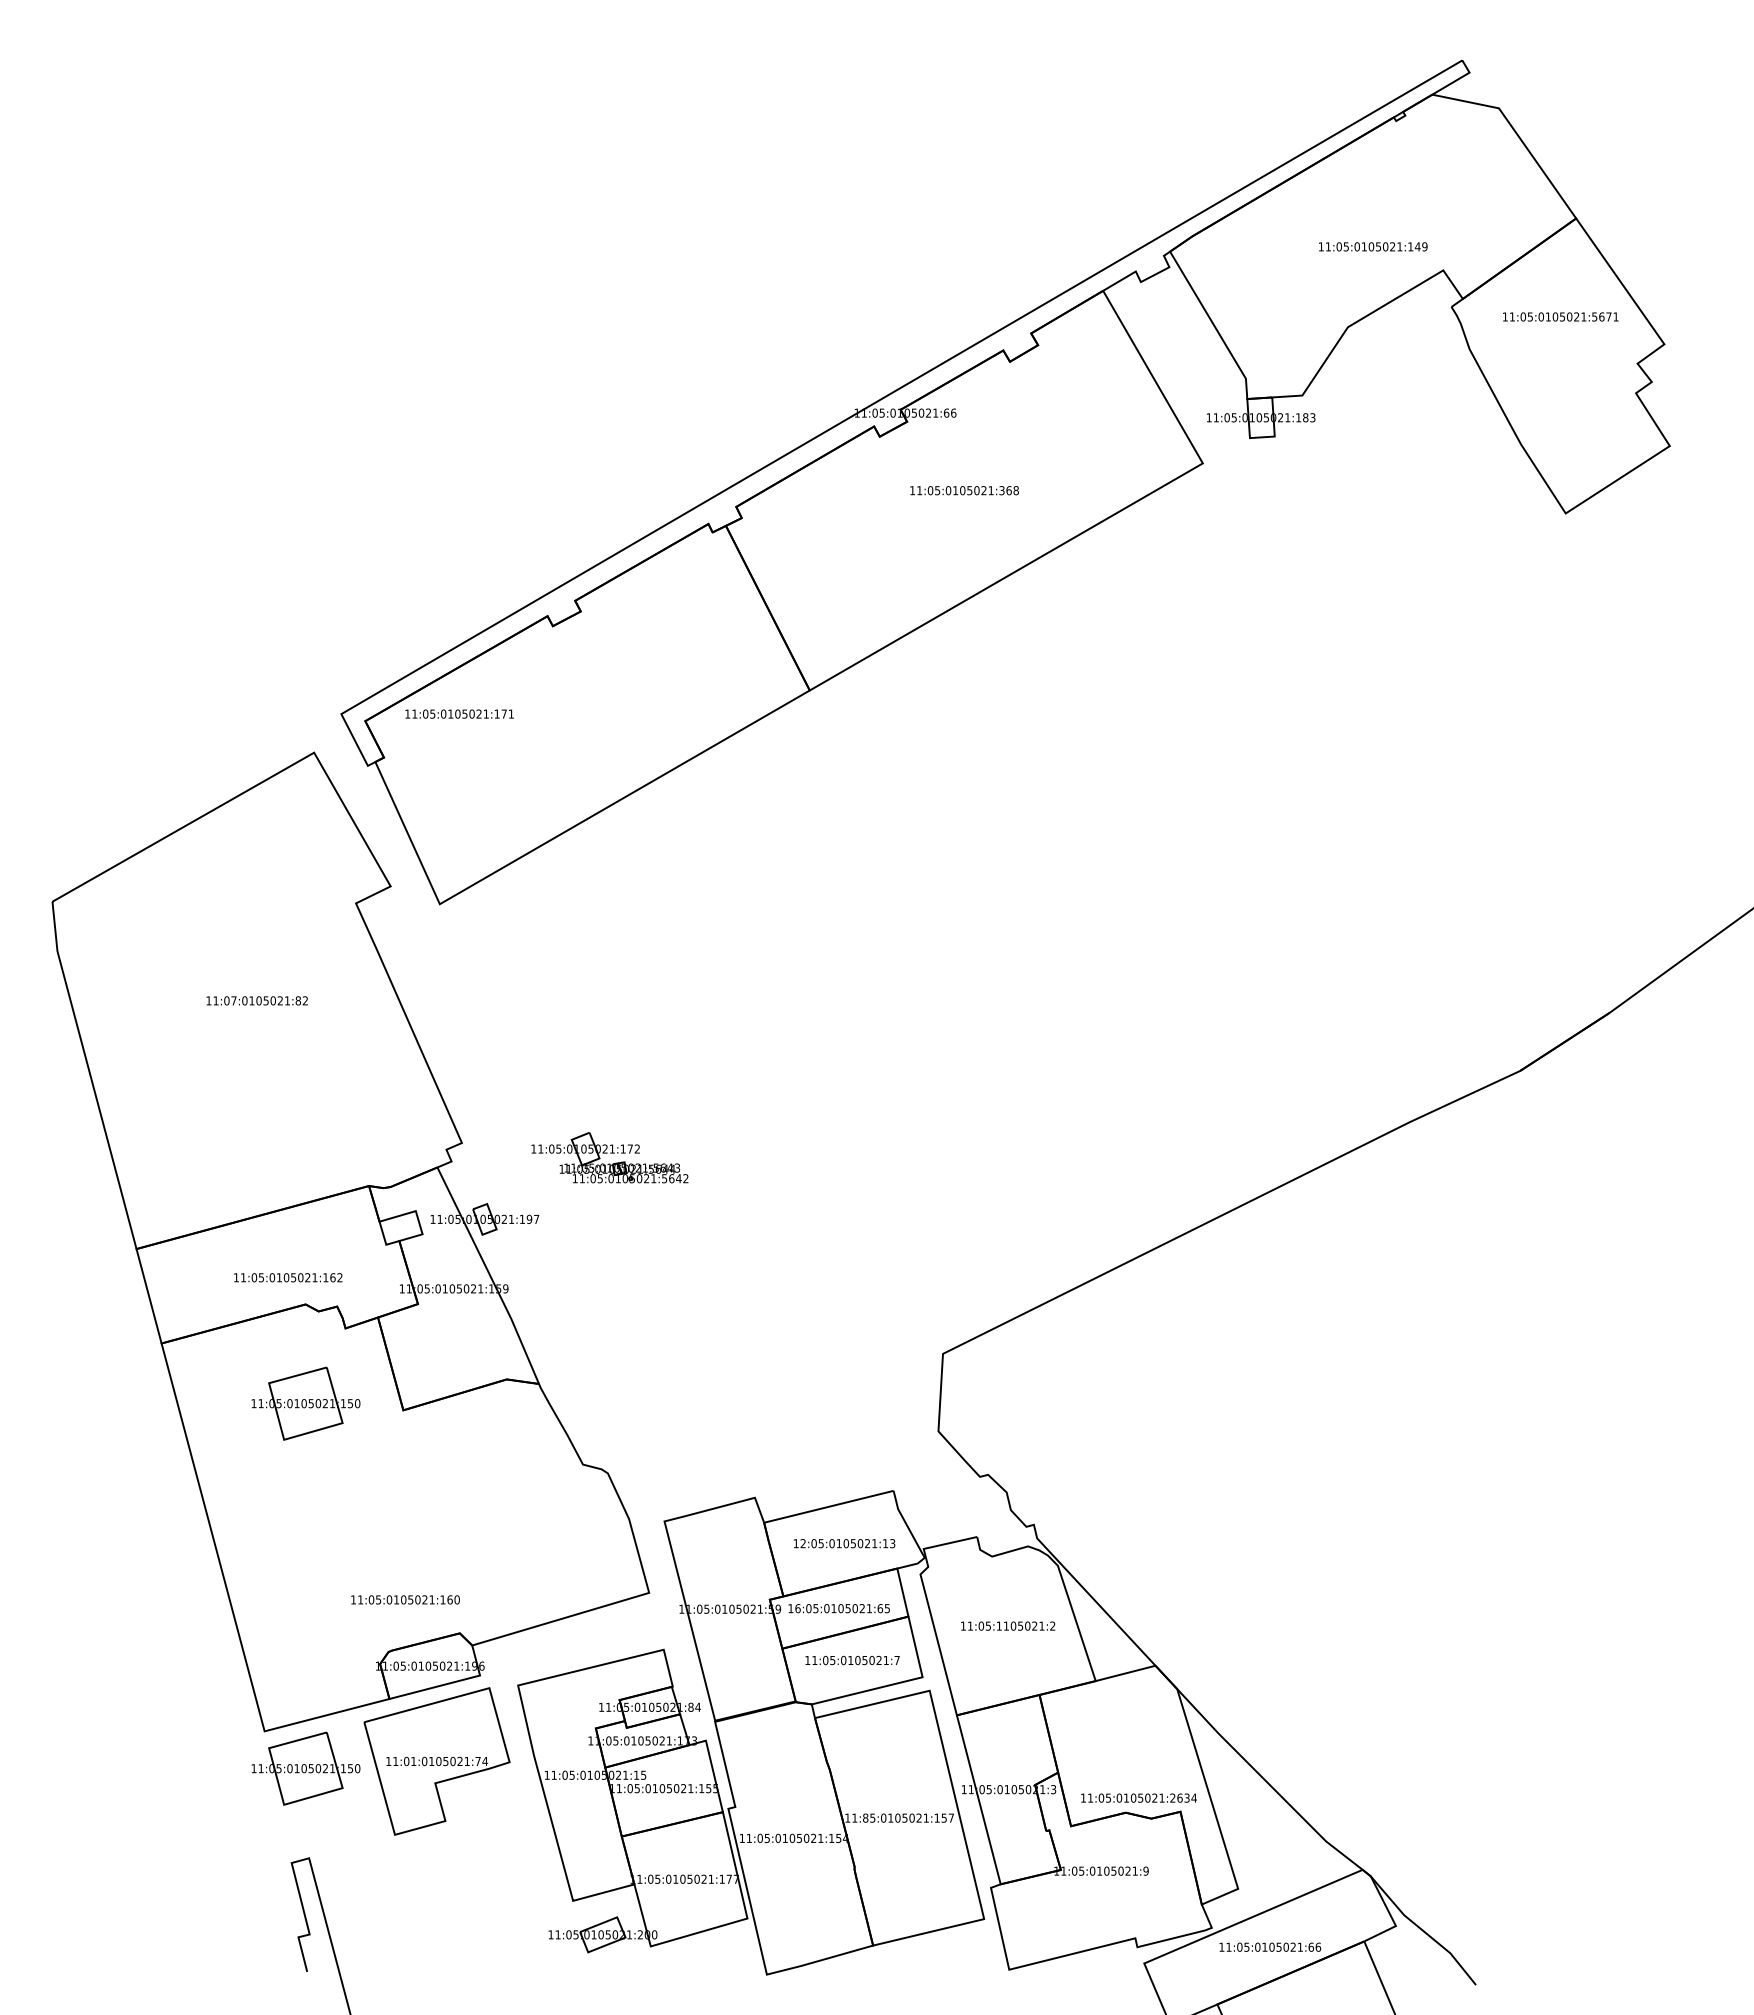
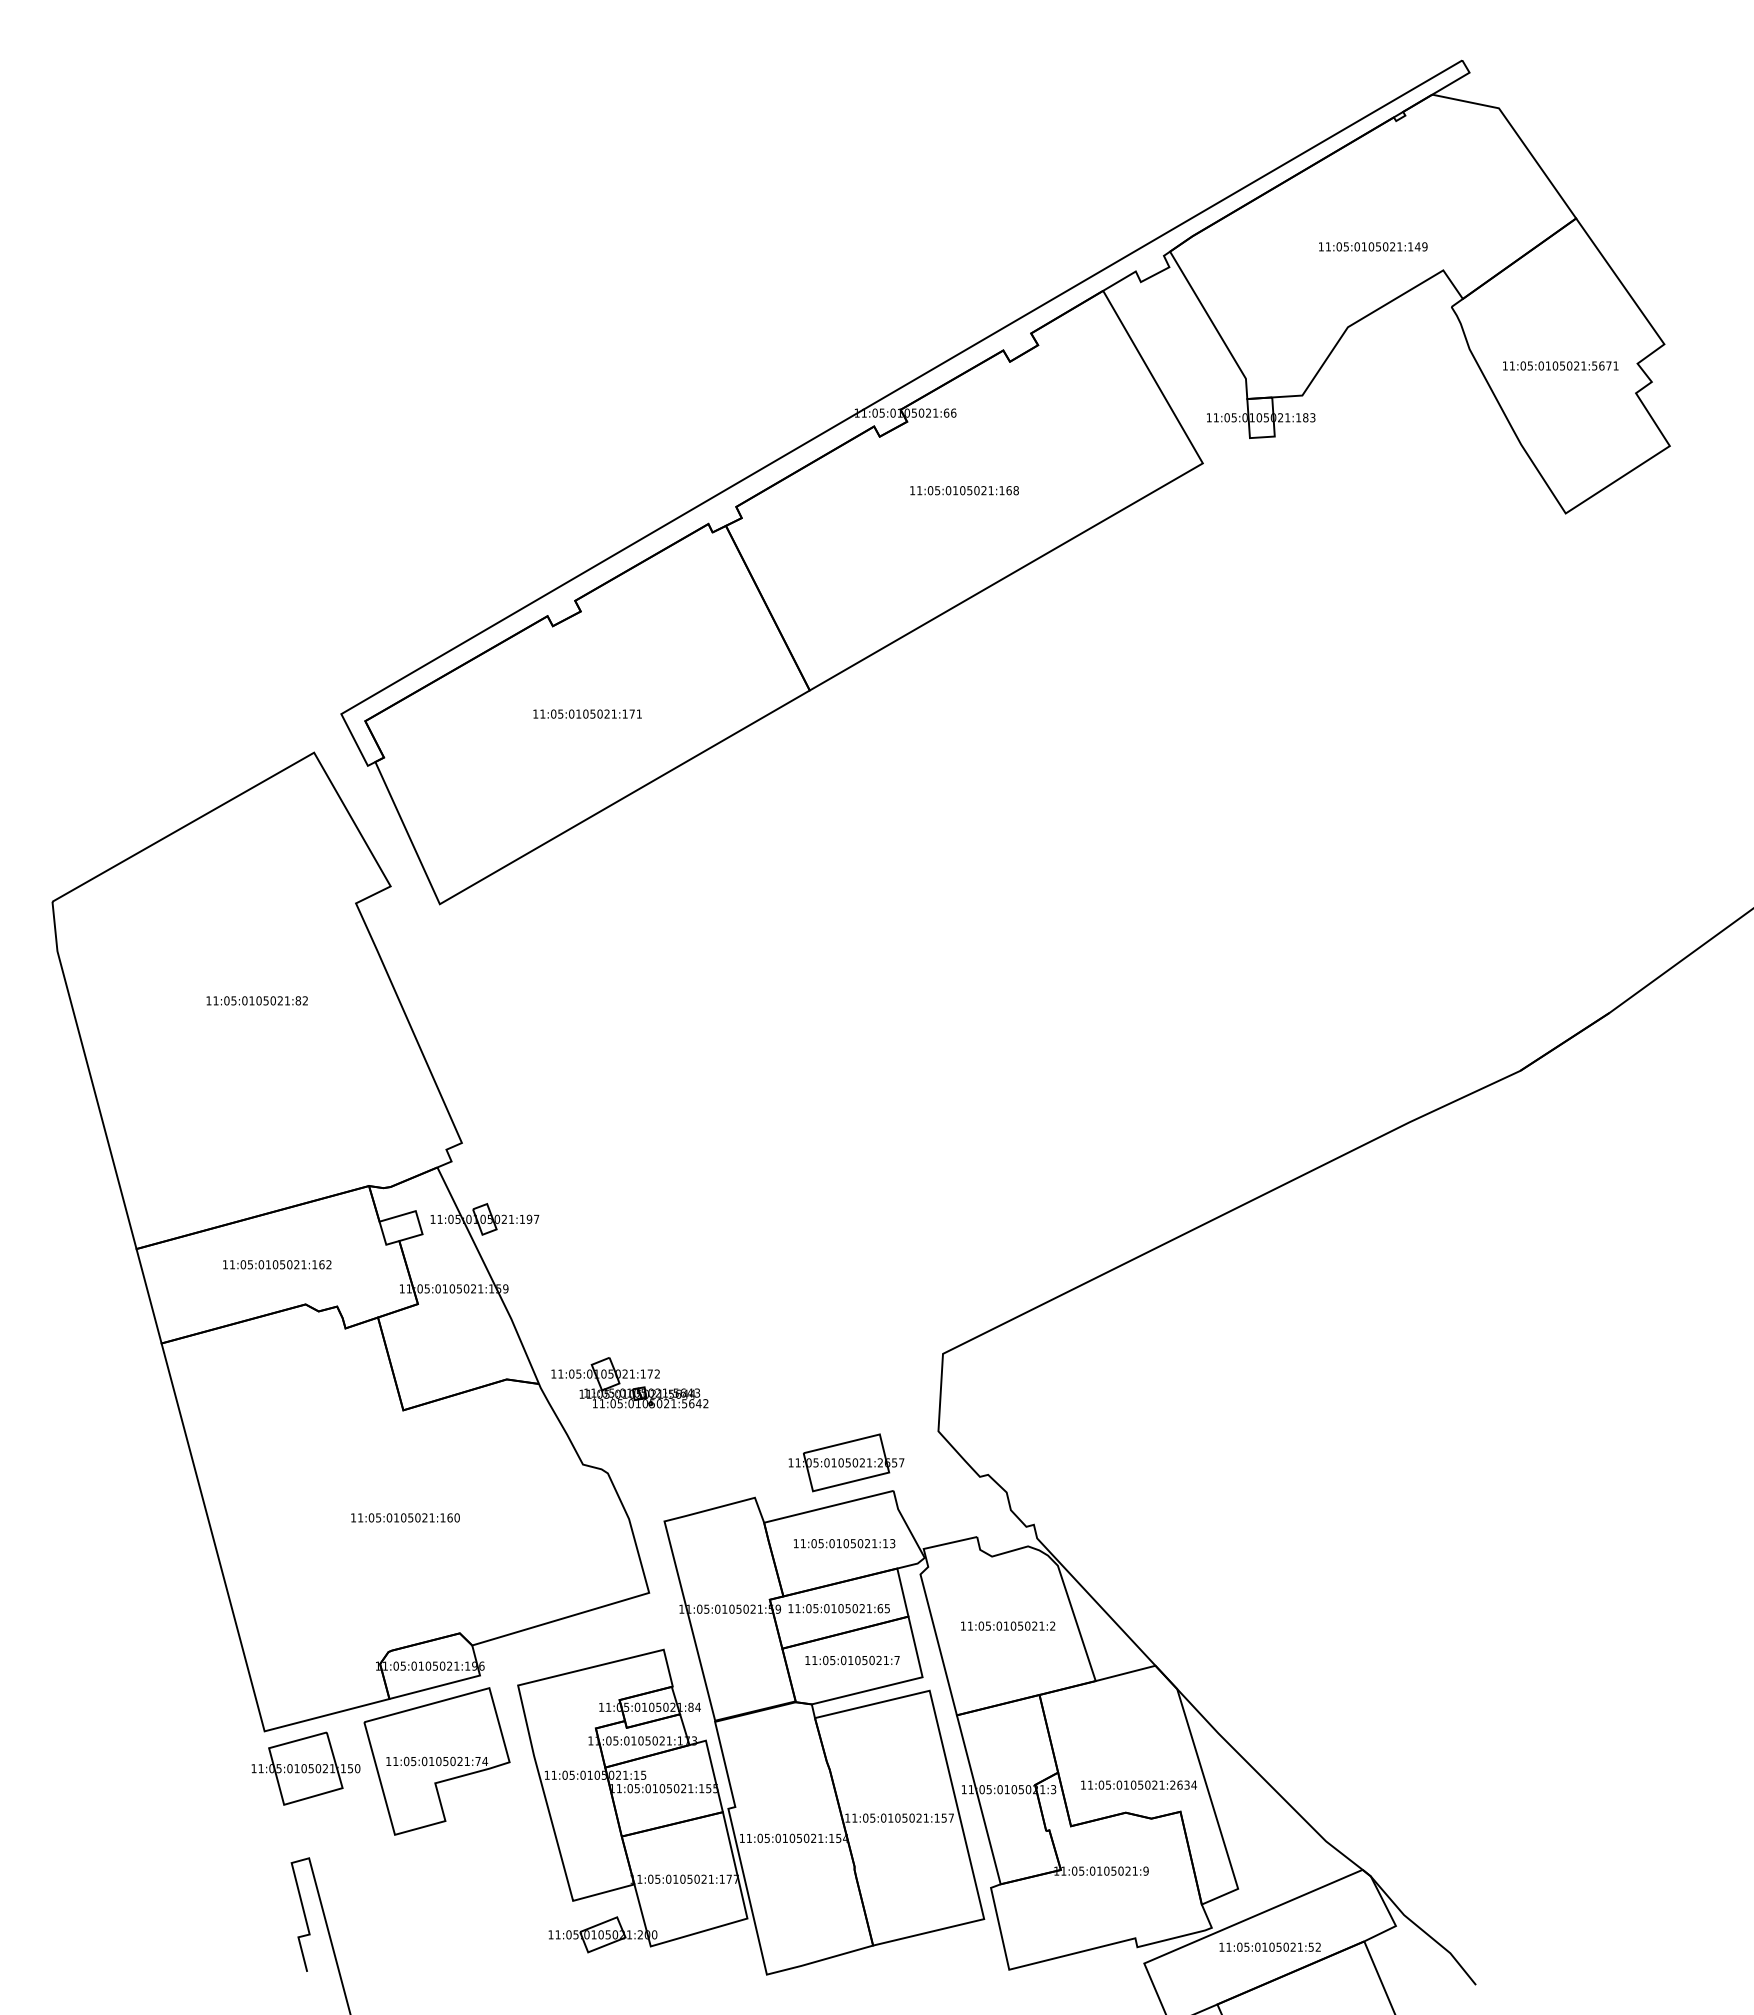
text position: (1560, 316) -> (1560, 365) (1560, 365)
text: 11:05:0105021:368 -> 11:05:0105021:168 (1001, 490)
text position: (459, 713) -> (587, 713) (587, 713)
text: 11:07:0105021:82 -> 11:05:0105021:82 (233, 1000)
part position: (609, 1157) -> (629, 1382) (629, 1382)
text position: (288, 1277) -> (277, 1264) (277, 1264)
part: present -> none (305, 1403)
part: none -> present (846, 1462)
text: 12:05:0105021:13 -> 11:05:0105021:13 (802, 1543)
text position: (405, 1599) -> (405, 1517) (405, 1517)
text: 16:05:0105021:65 -> 11:05:0105021:65 (797, 1608)
text: 11:05:1105021:2 -> 11:05:0105021:2 (999, 1625)
text: 11:01:0105021:74 -> 11:05:0105021:74 (413, 1761)
text position: (1138, 1797) -> (1138, 1784) (1138, 1784)
text: 11:85:0105021:157 -> 11:05:0105021:157 (865, 1817)
text: 11:05:0105021:66 -> 11:05:0105021:52 (1314, 1946)
